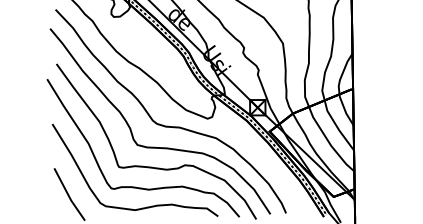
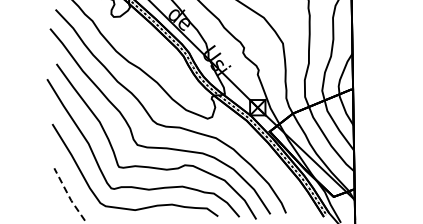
line: solid -> dashed (68, 195)
